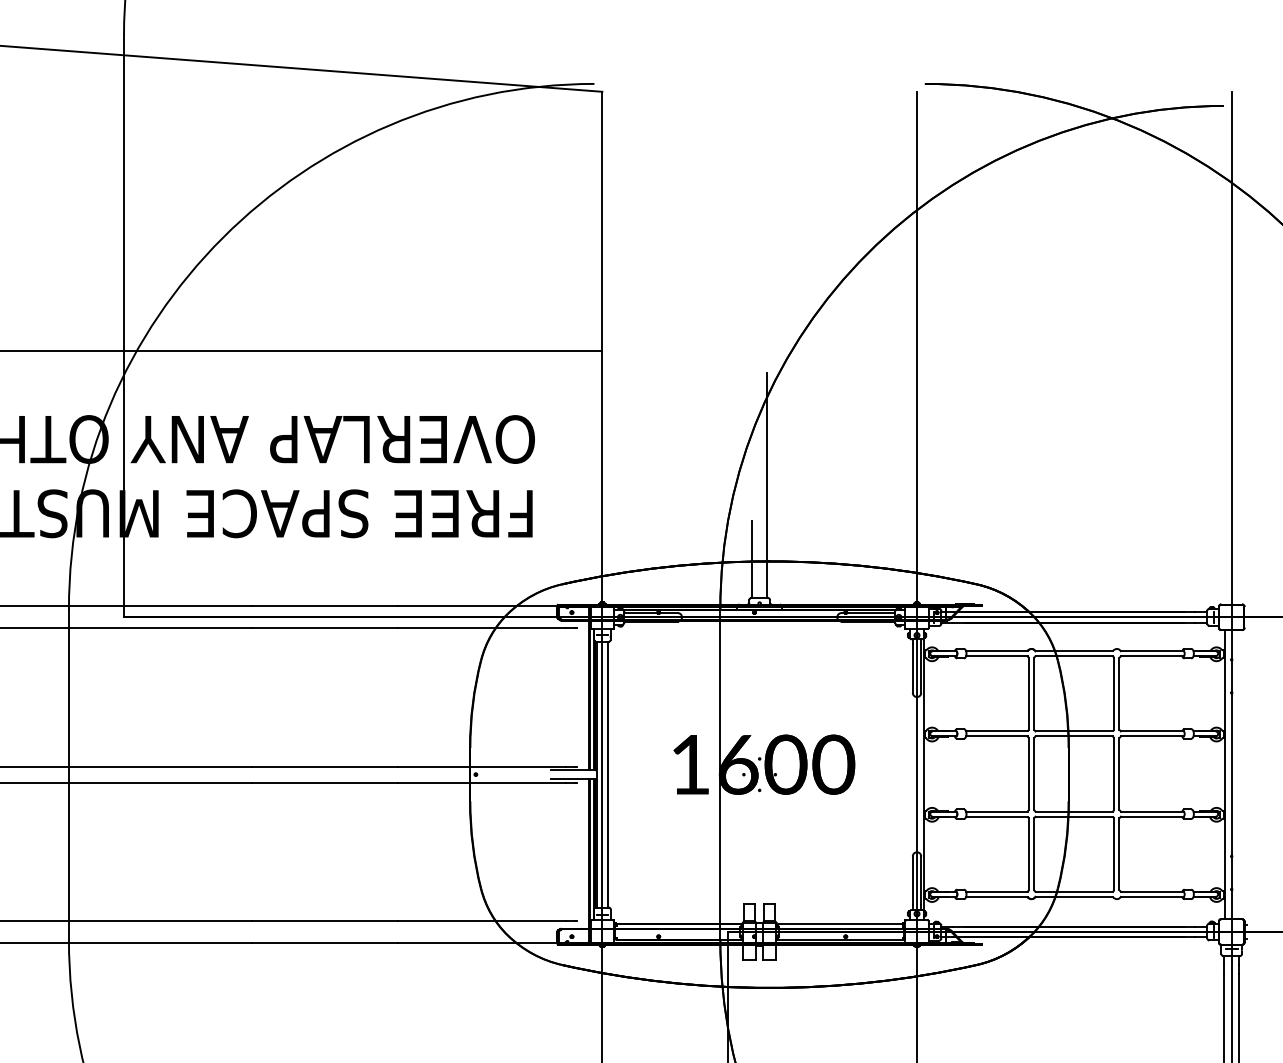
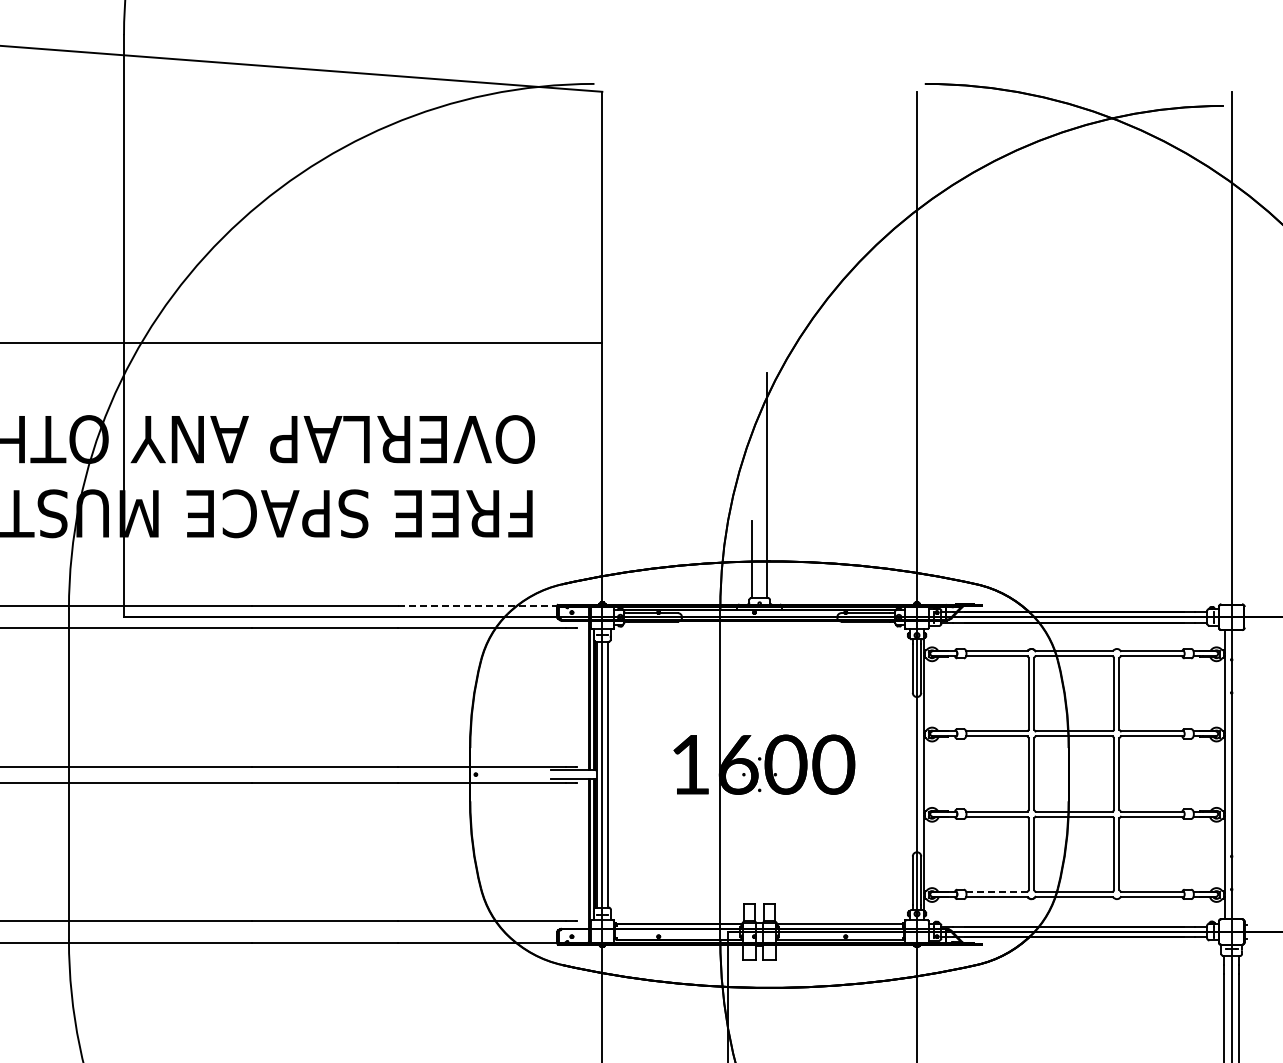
line position: (302, 351) -> (302, 343) (302, 343)
line: solid -> dashed (481, 606)
line: solid -> dashed (997, 891)
